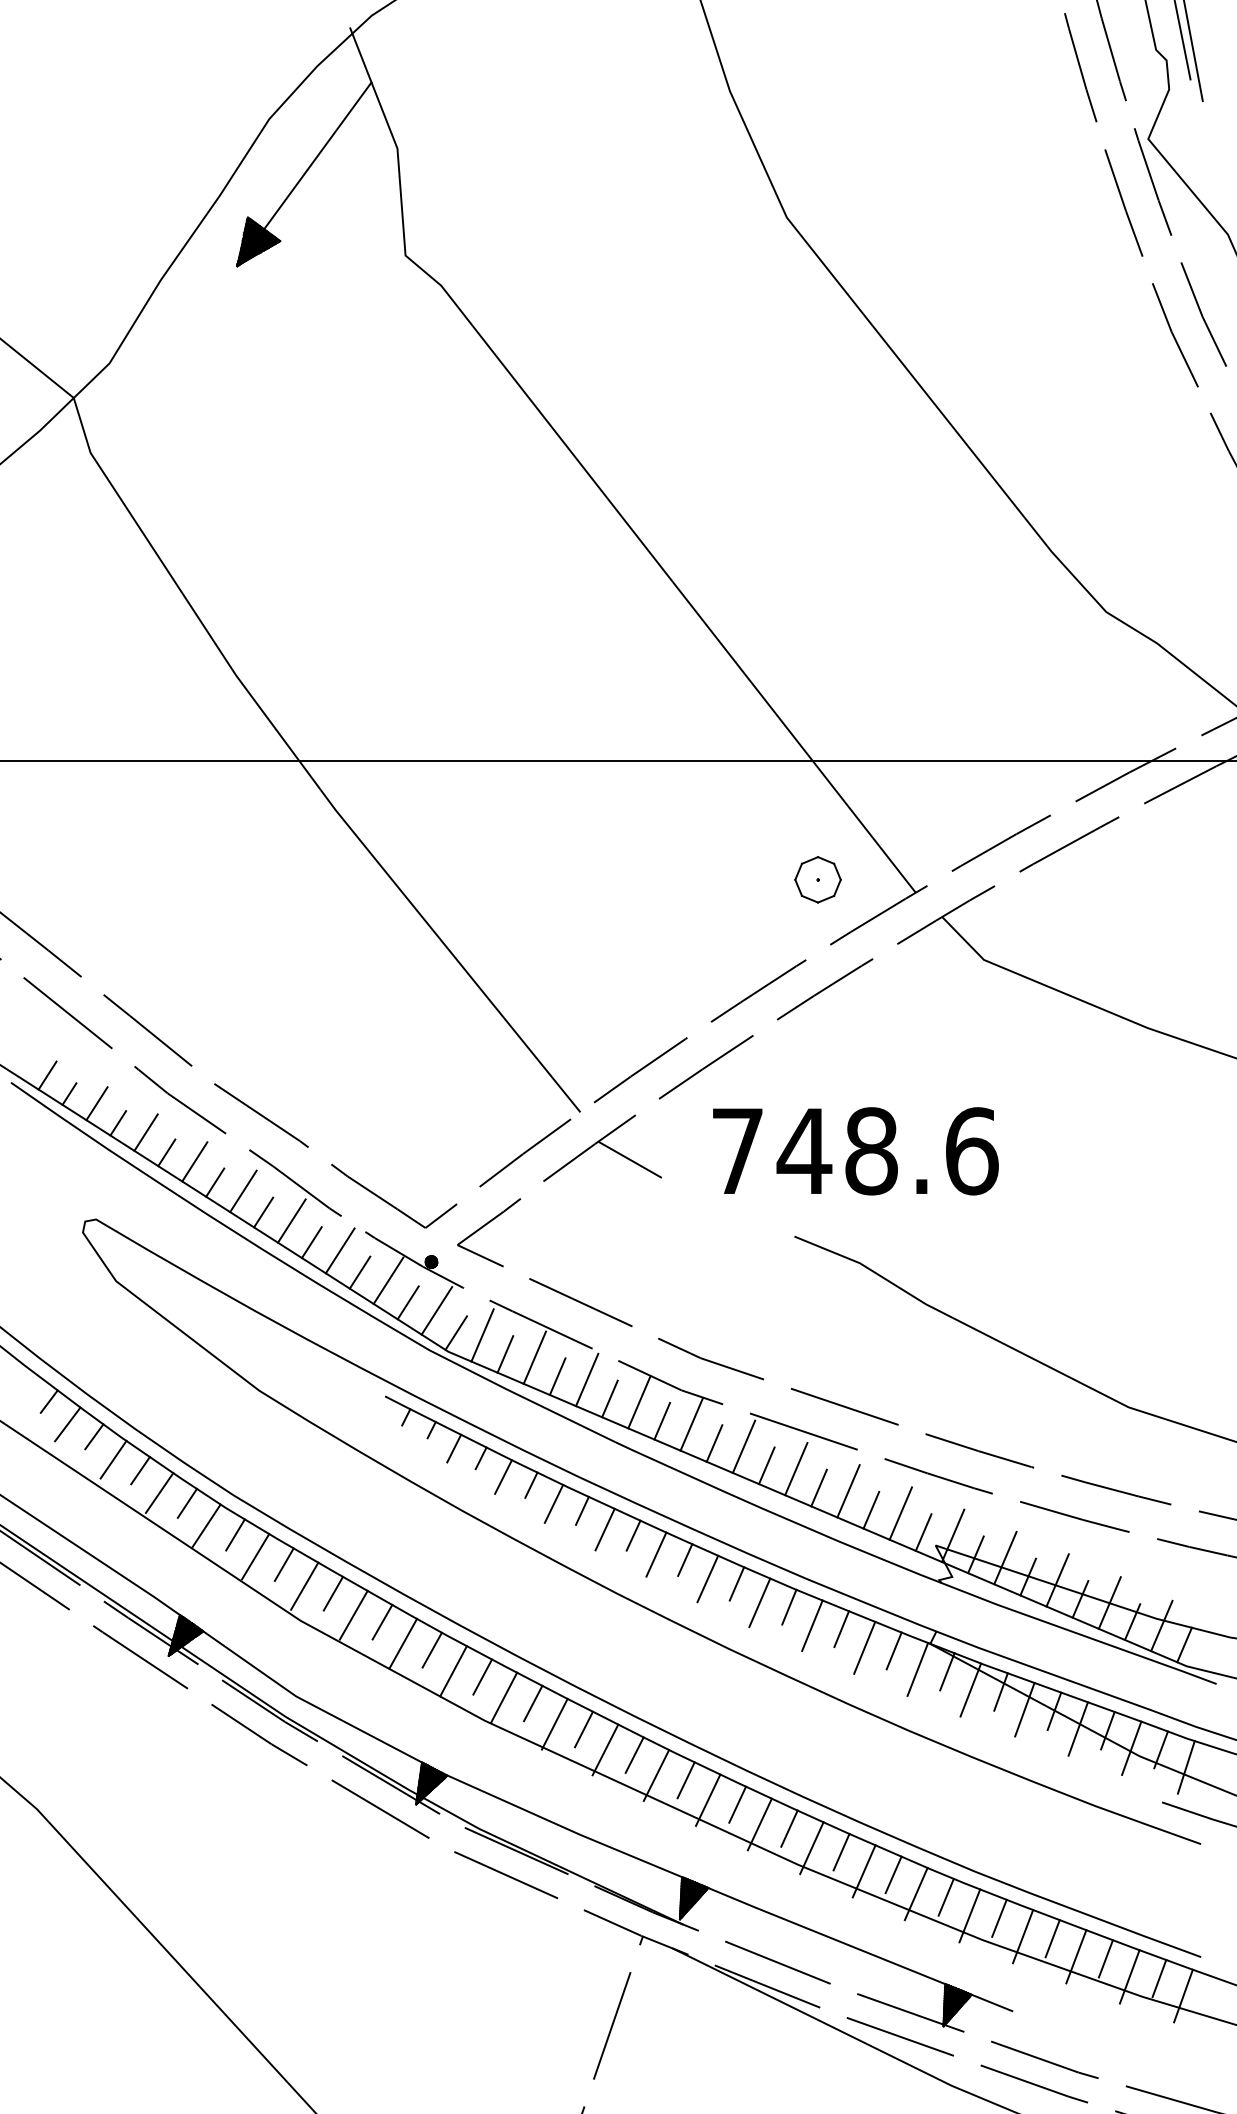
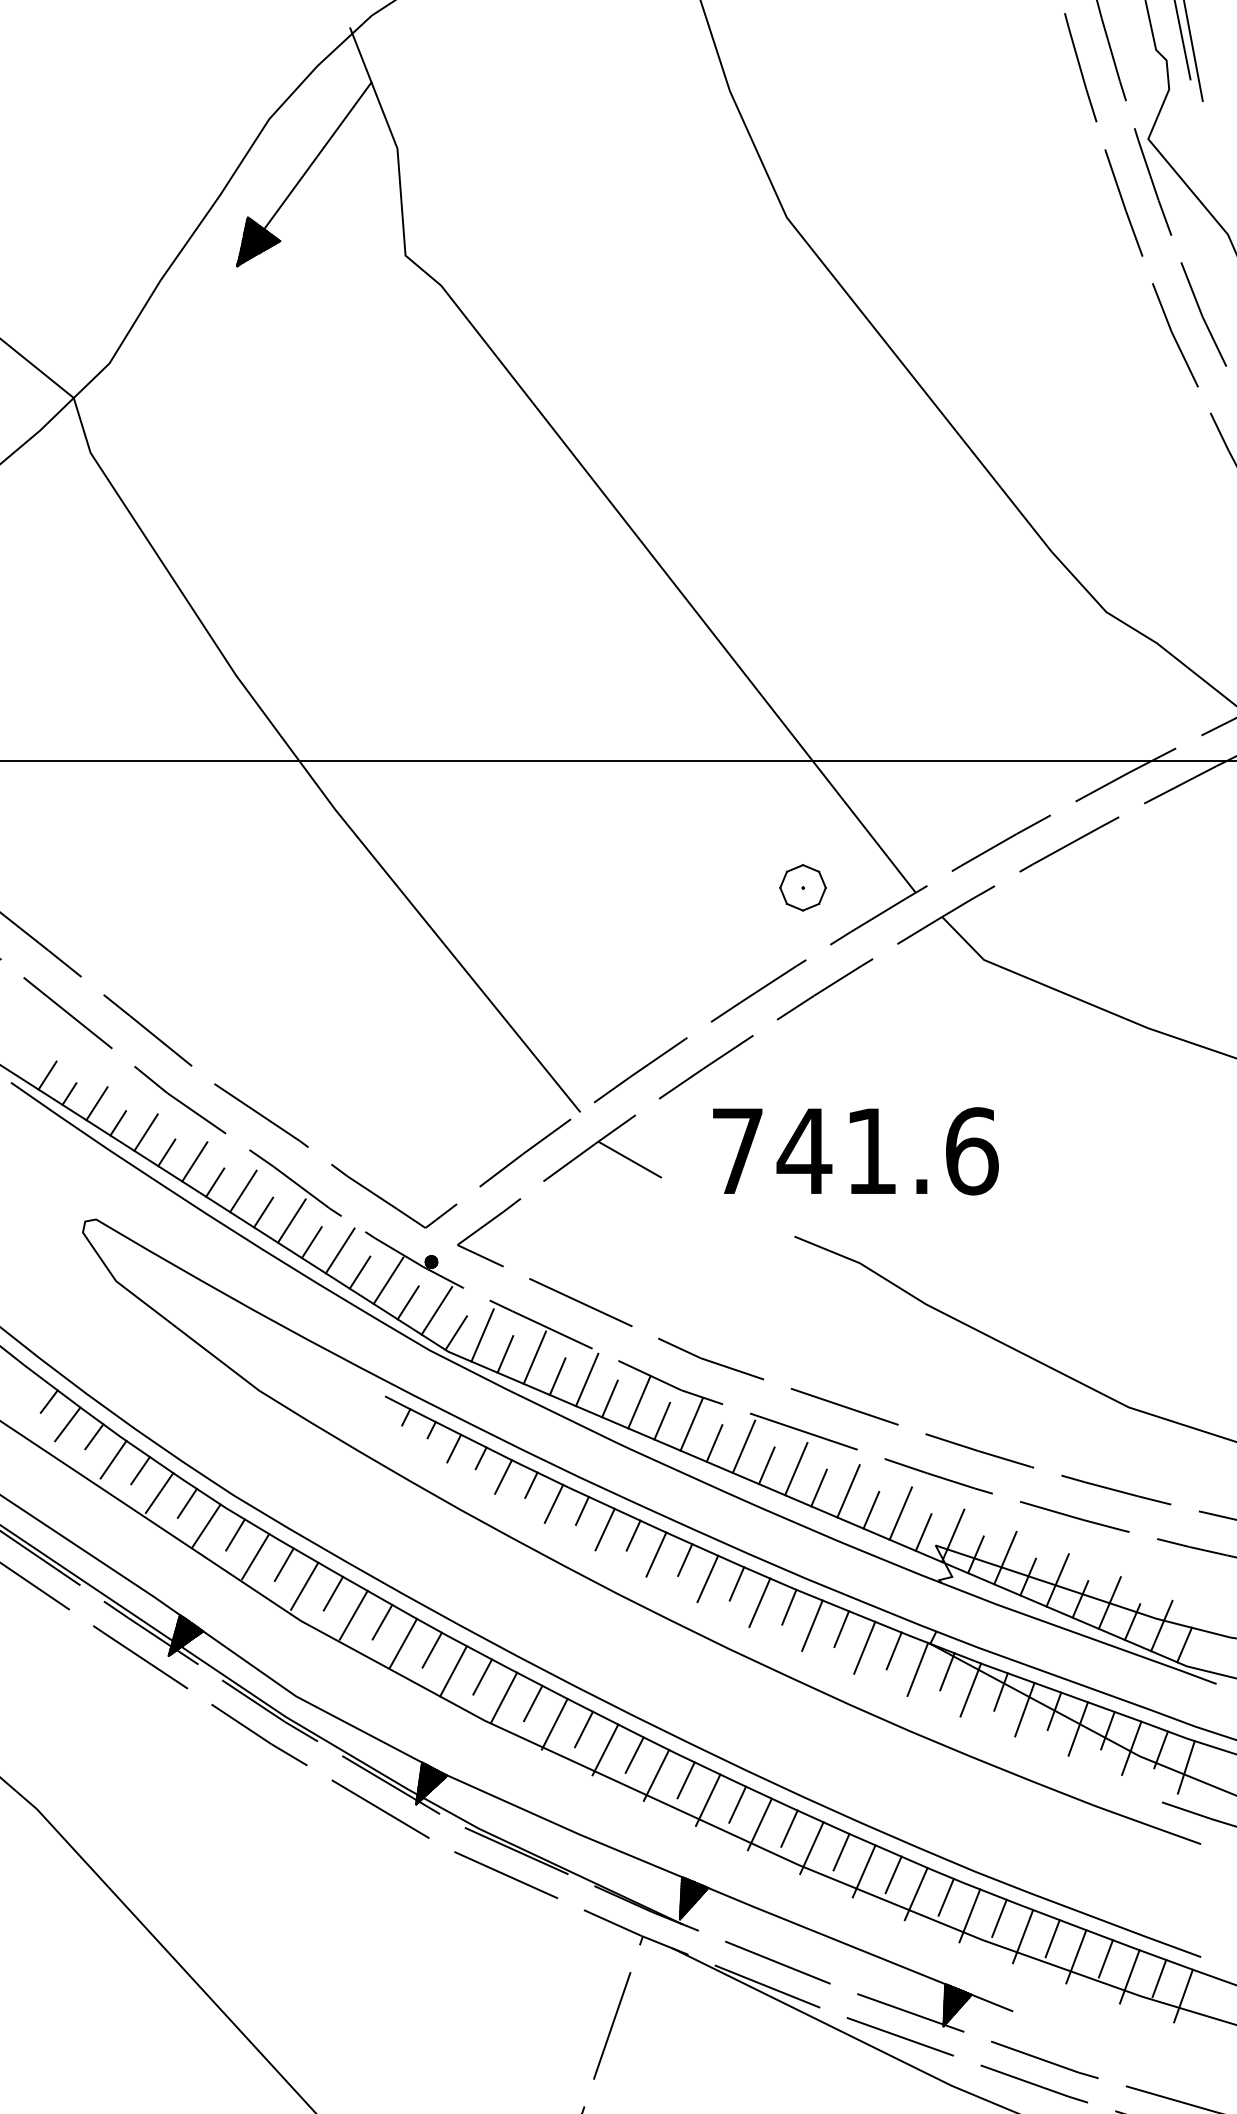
part position: (817, 879) -> (802, 887) (802, 887)
text: 748.6 -> 741.6 (871, 1151)
